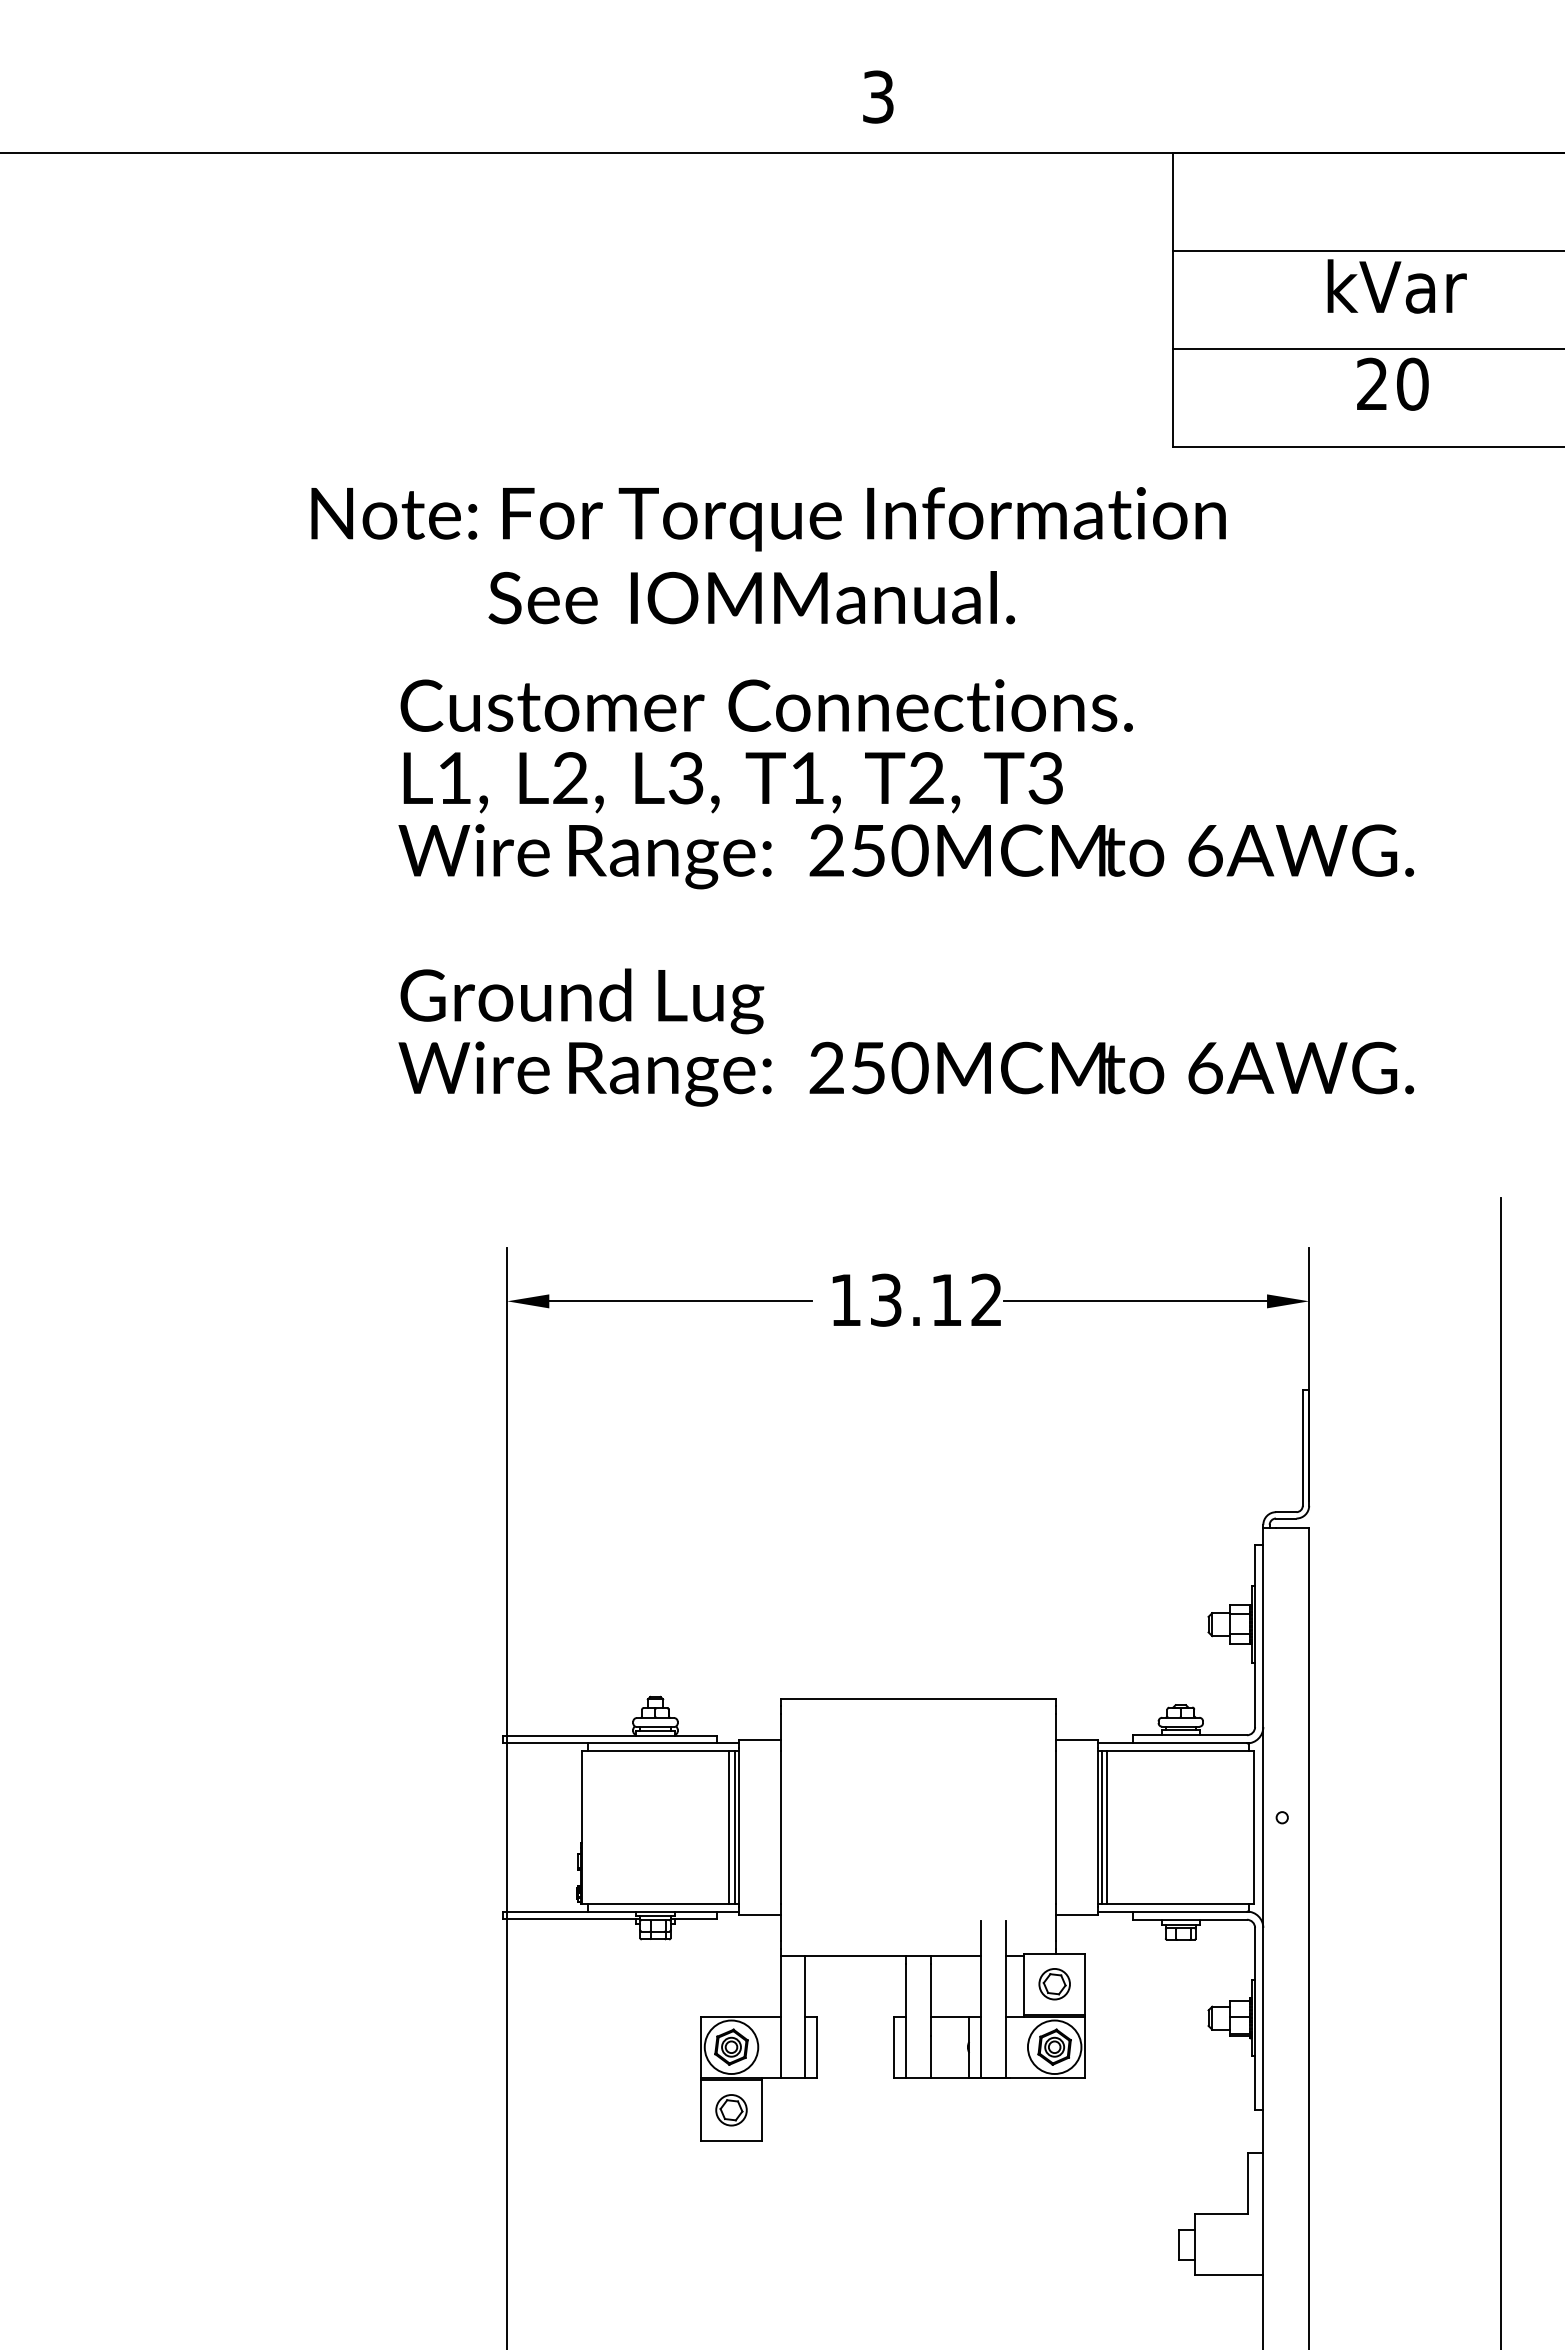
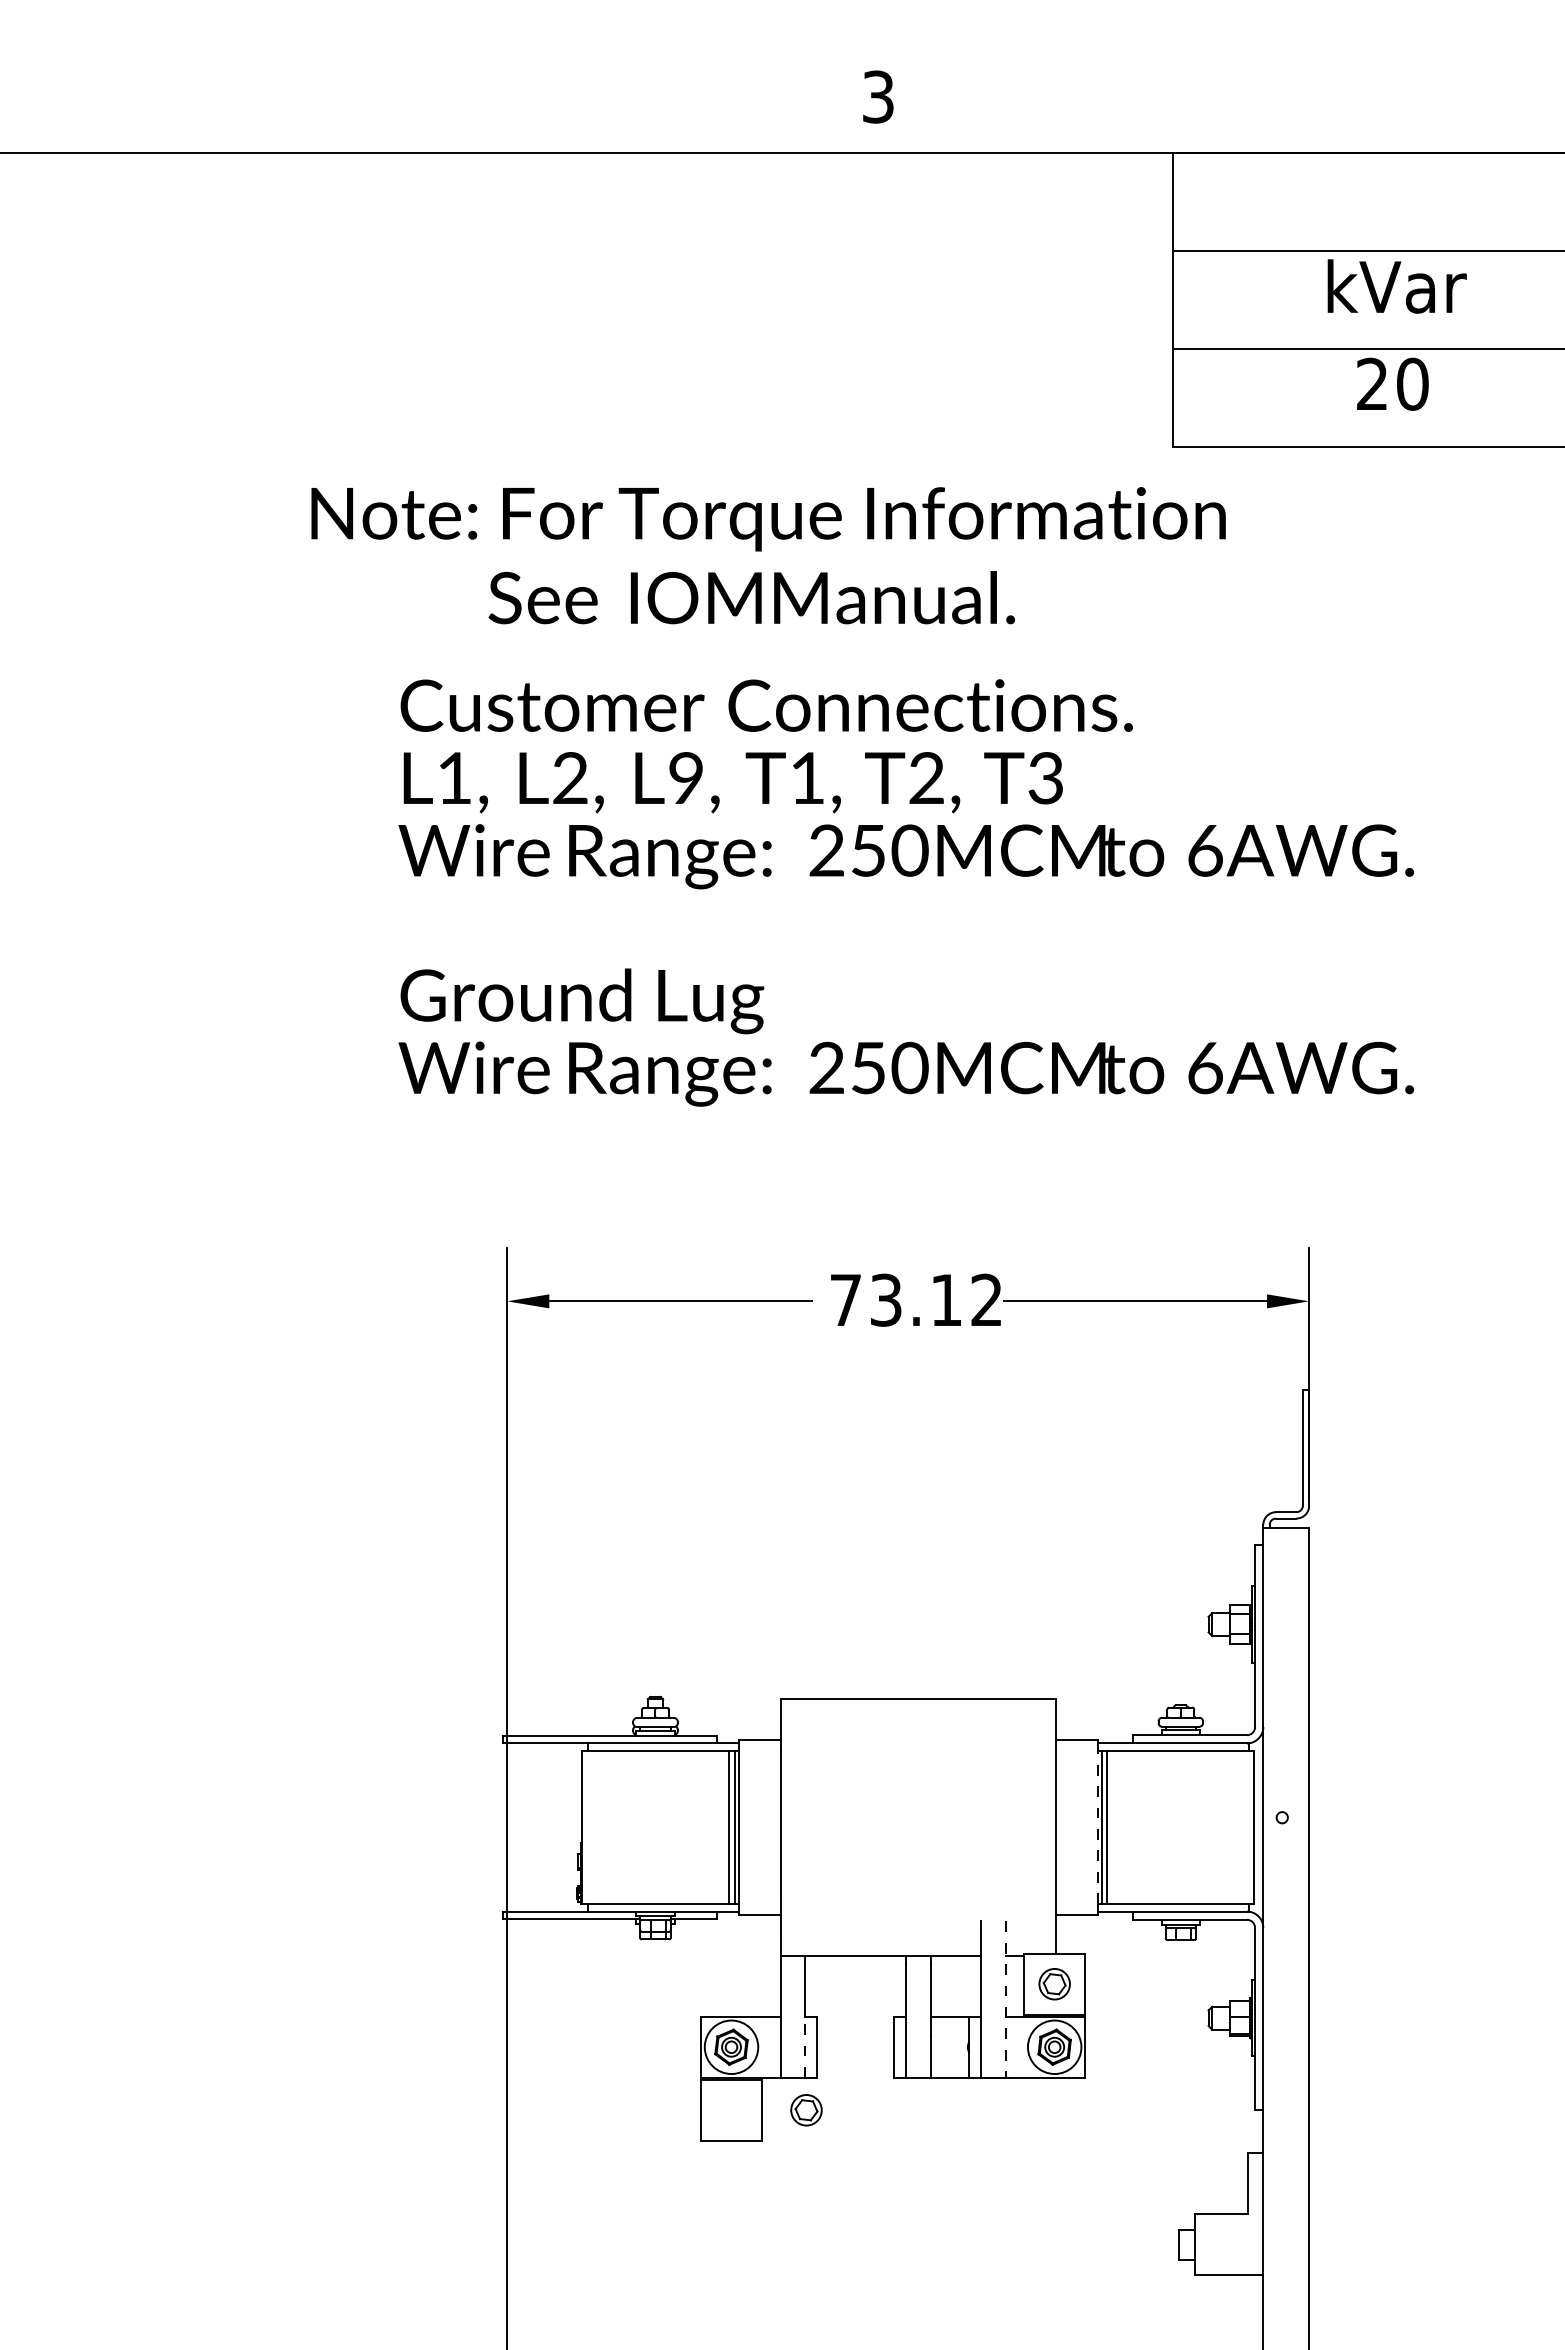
text: L3, -> L9, (686, 778)
text: 13.12 -> 73.12 (845, 1299)
line: present -> none (1501, 1772)
line: solid -> dashed (1097, 1827)
line: solid -> dashed (1005, 2000)
line: solid -> dashed (805, 2047)
part position: (731, 2110) -> (806, 2110) (806, 2110)
